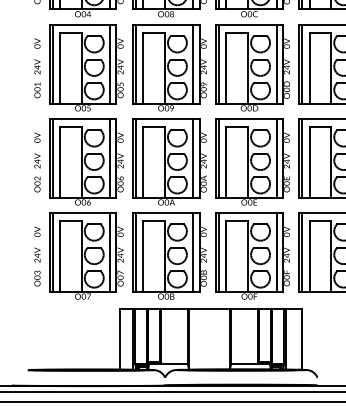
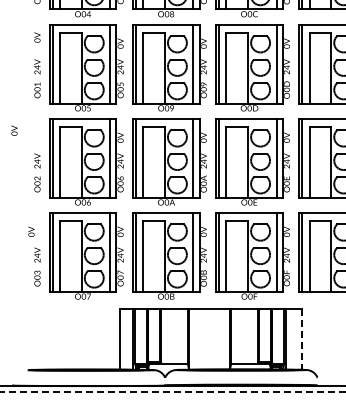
text position: (37, 43) -> (37, 37) (37, 37)
text position: (37, 137) -> (14, 130) (14, 130)
text position: (37, 231) -> (31, 231) (31, 231)
line: solid -> dashed (302, 339)
line: solid -> dashed (173, 391)
line: present -> none (172, 401)
